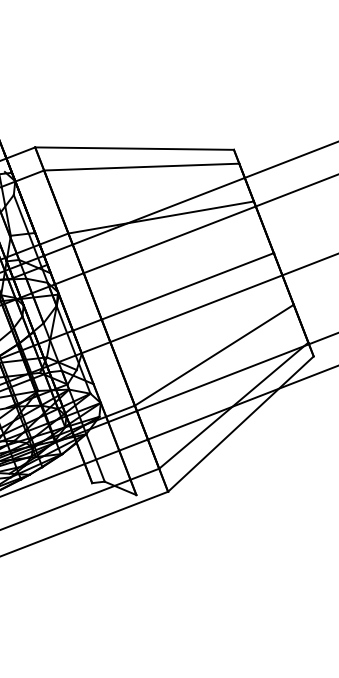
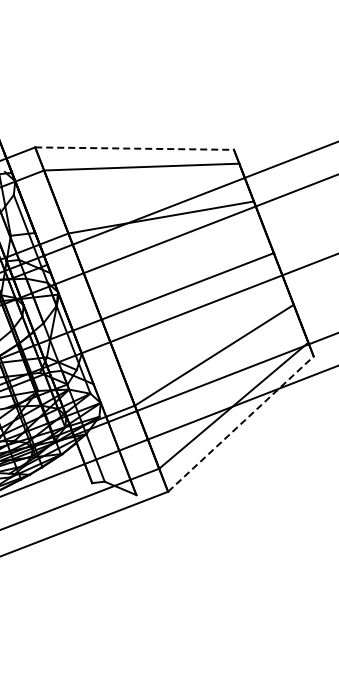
line: solid -> dashed (135, 148)
line: solid -> dashed (241, 423)
